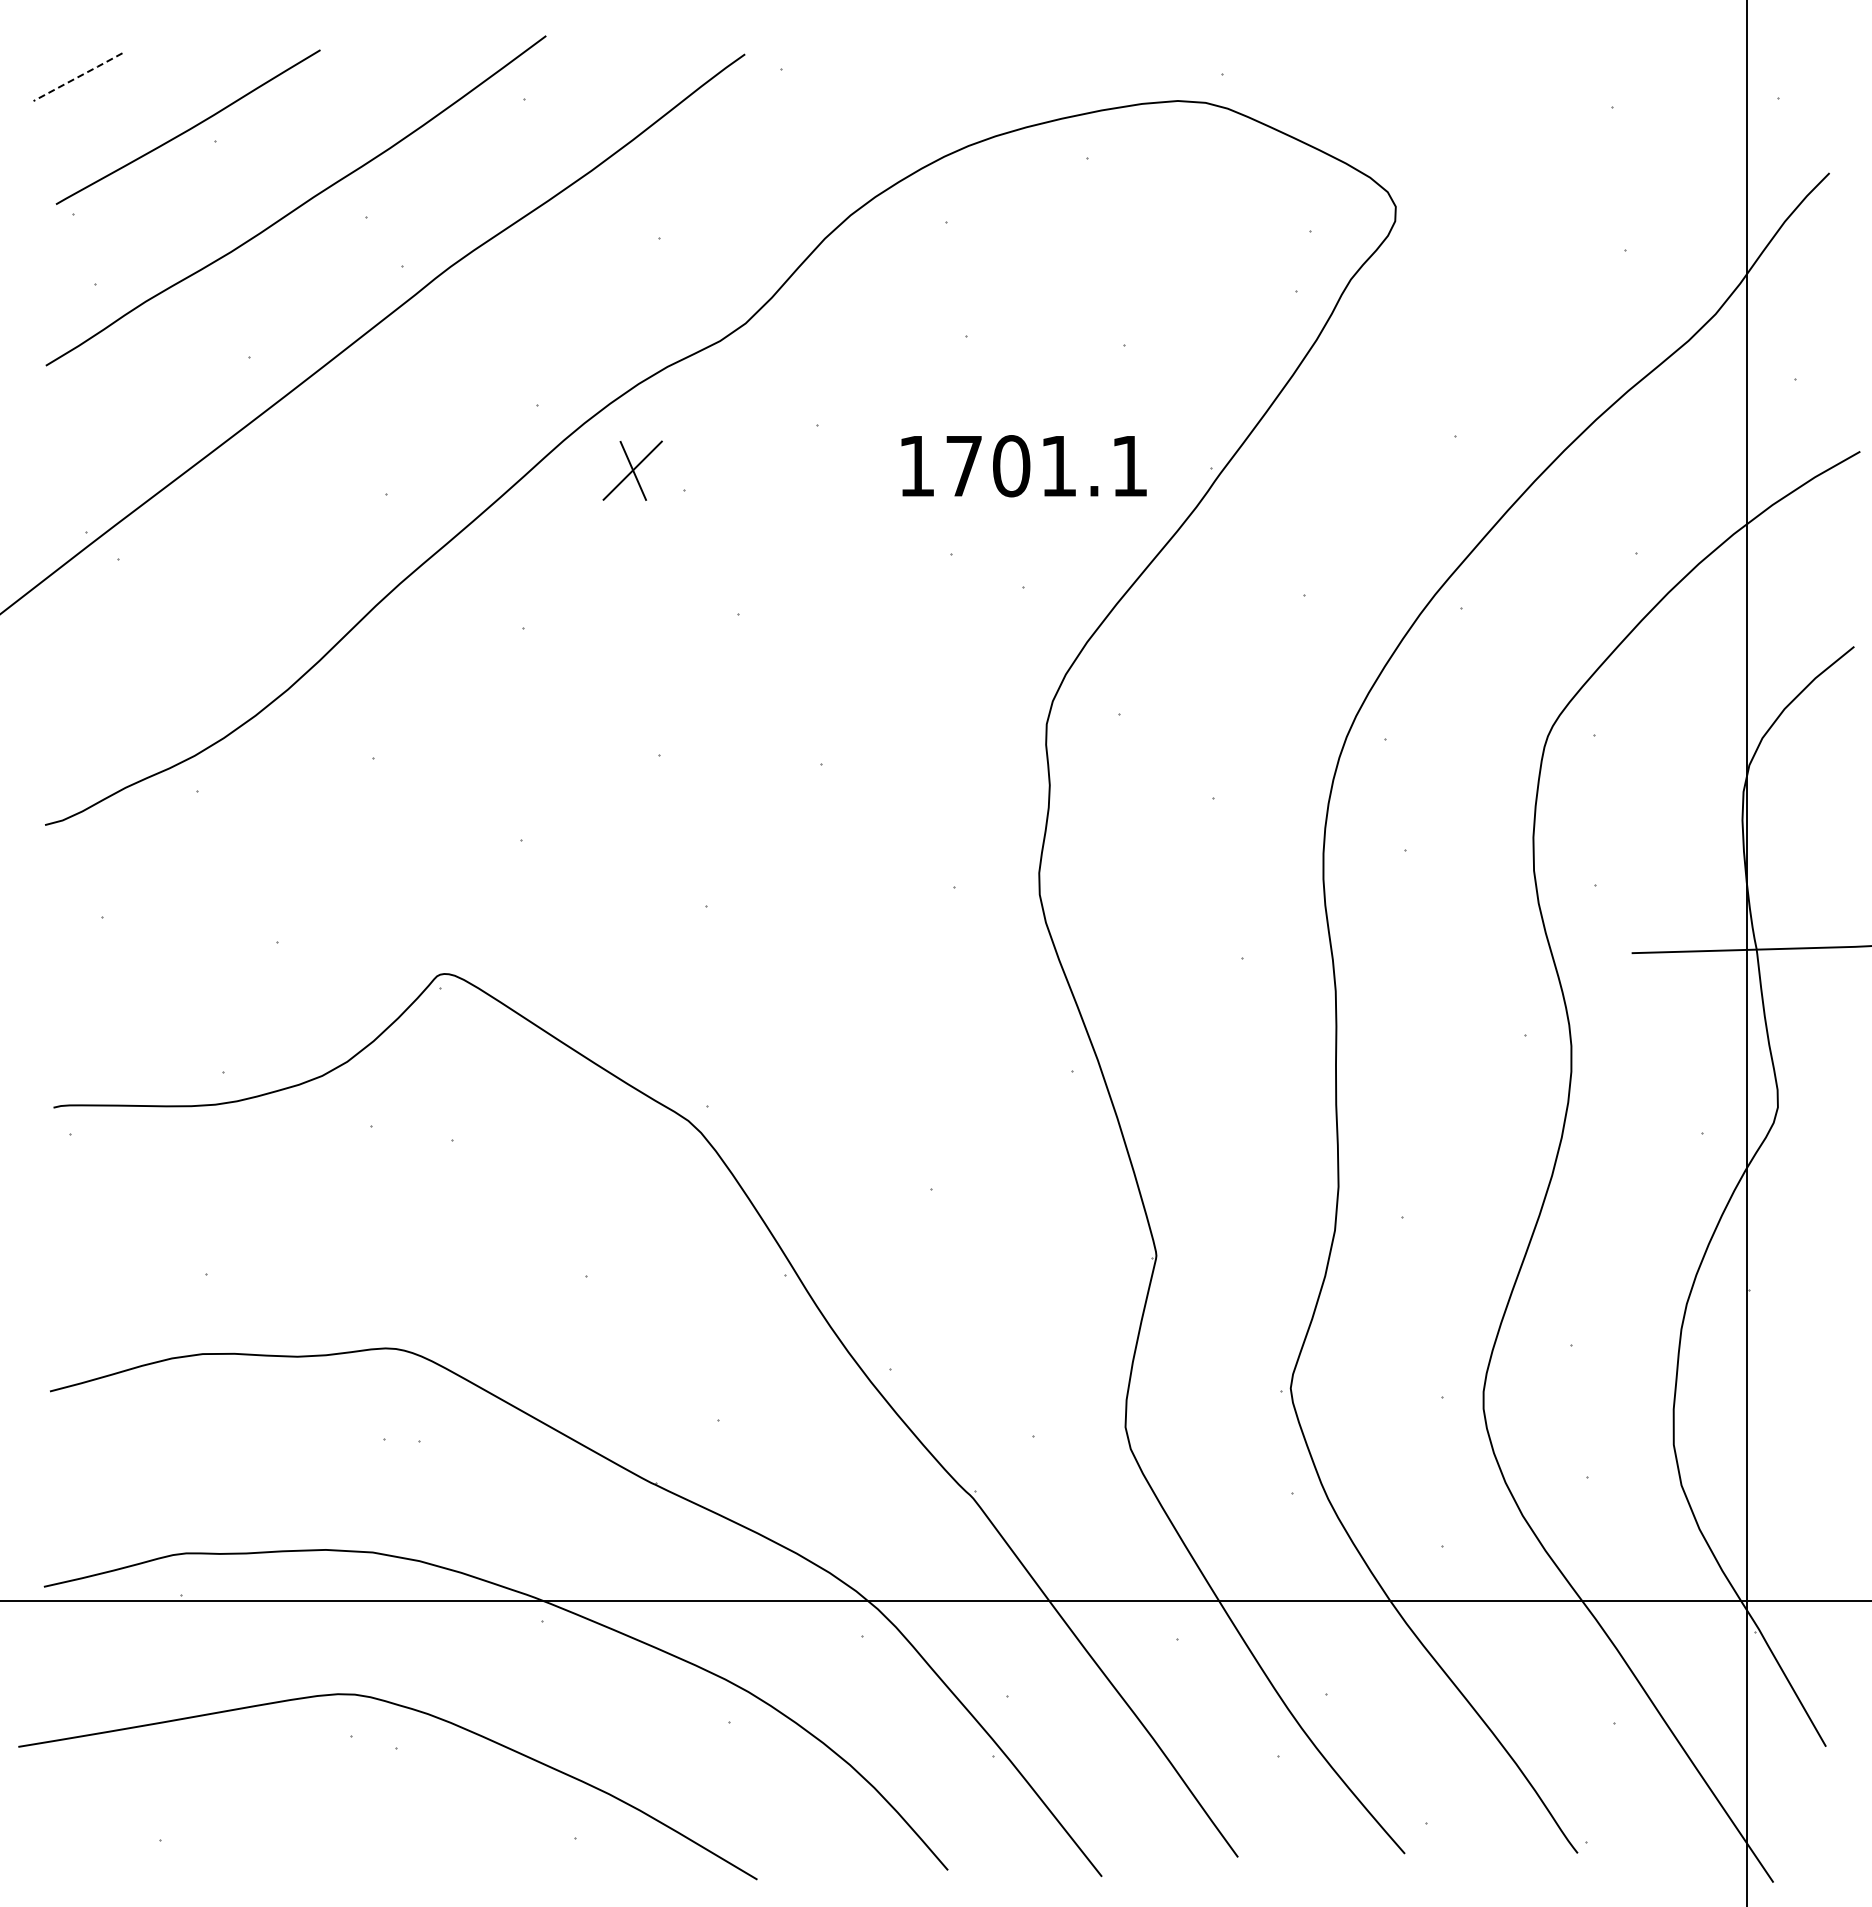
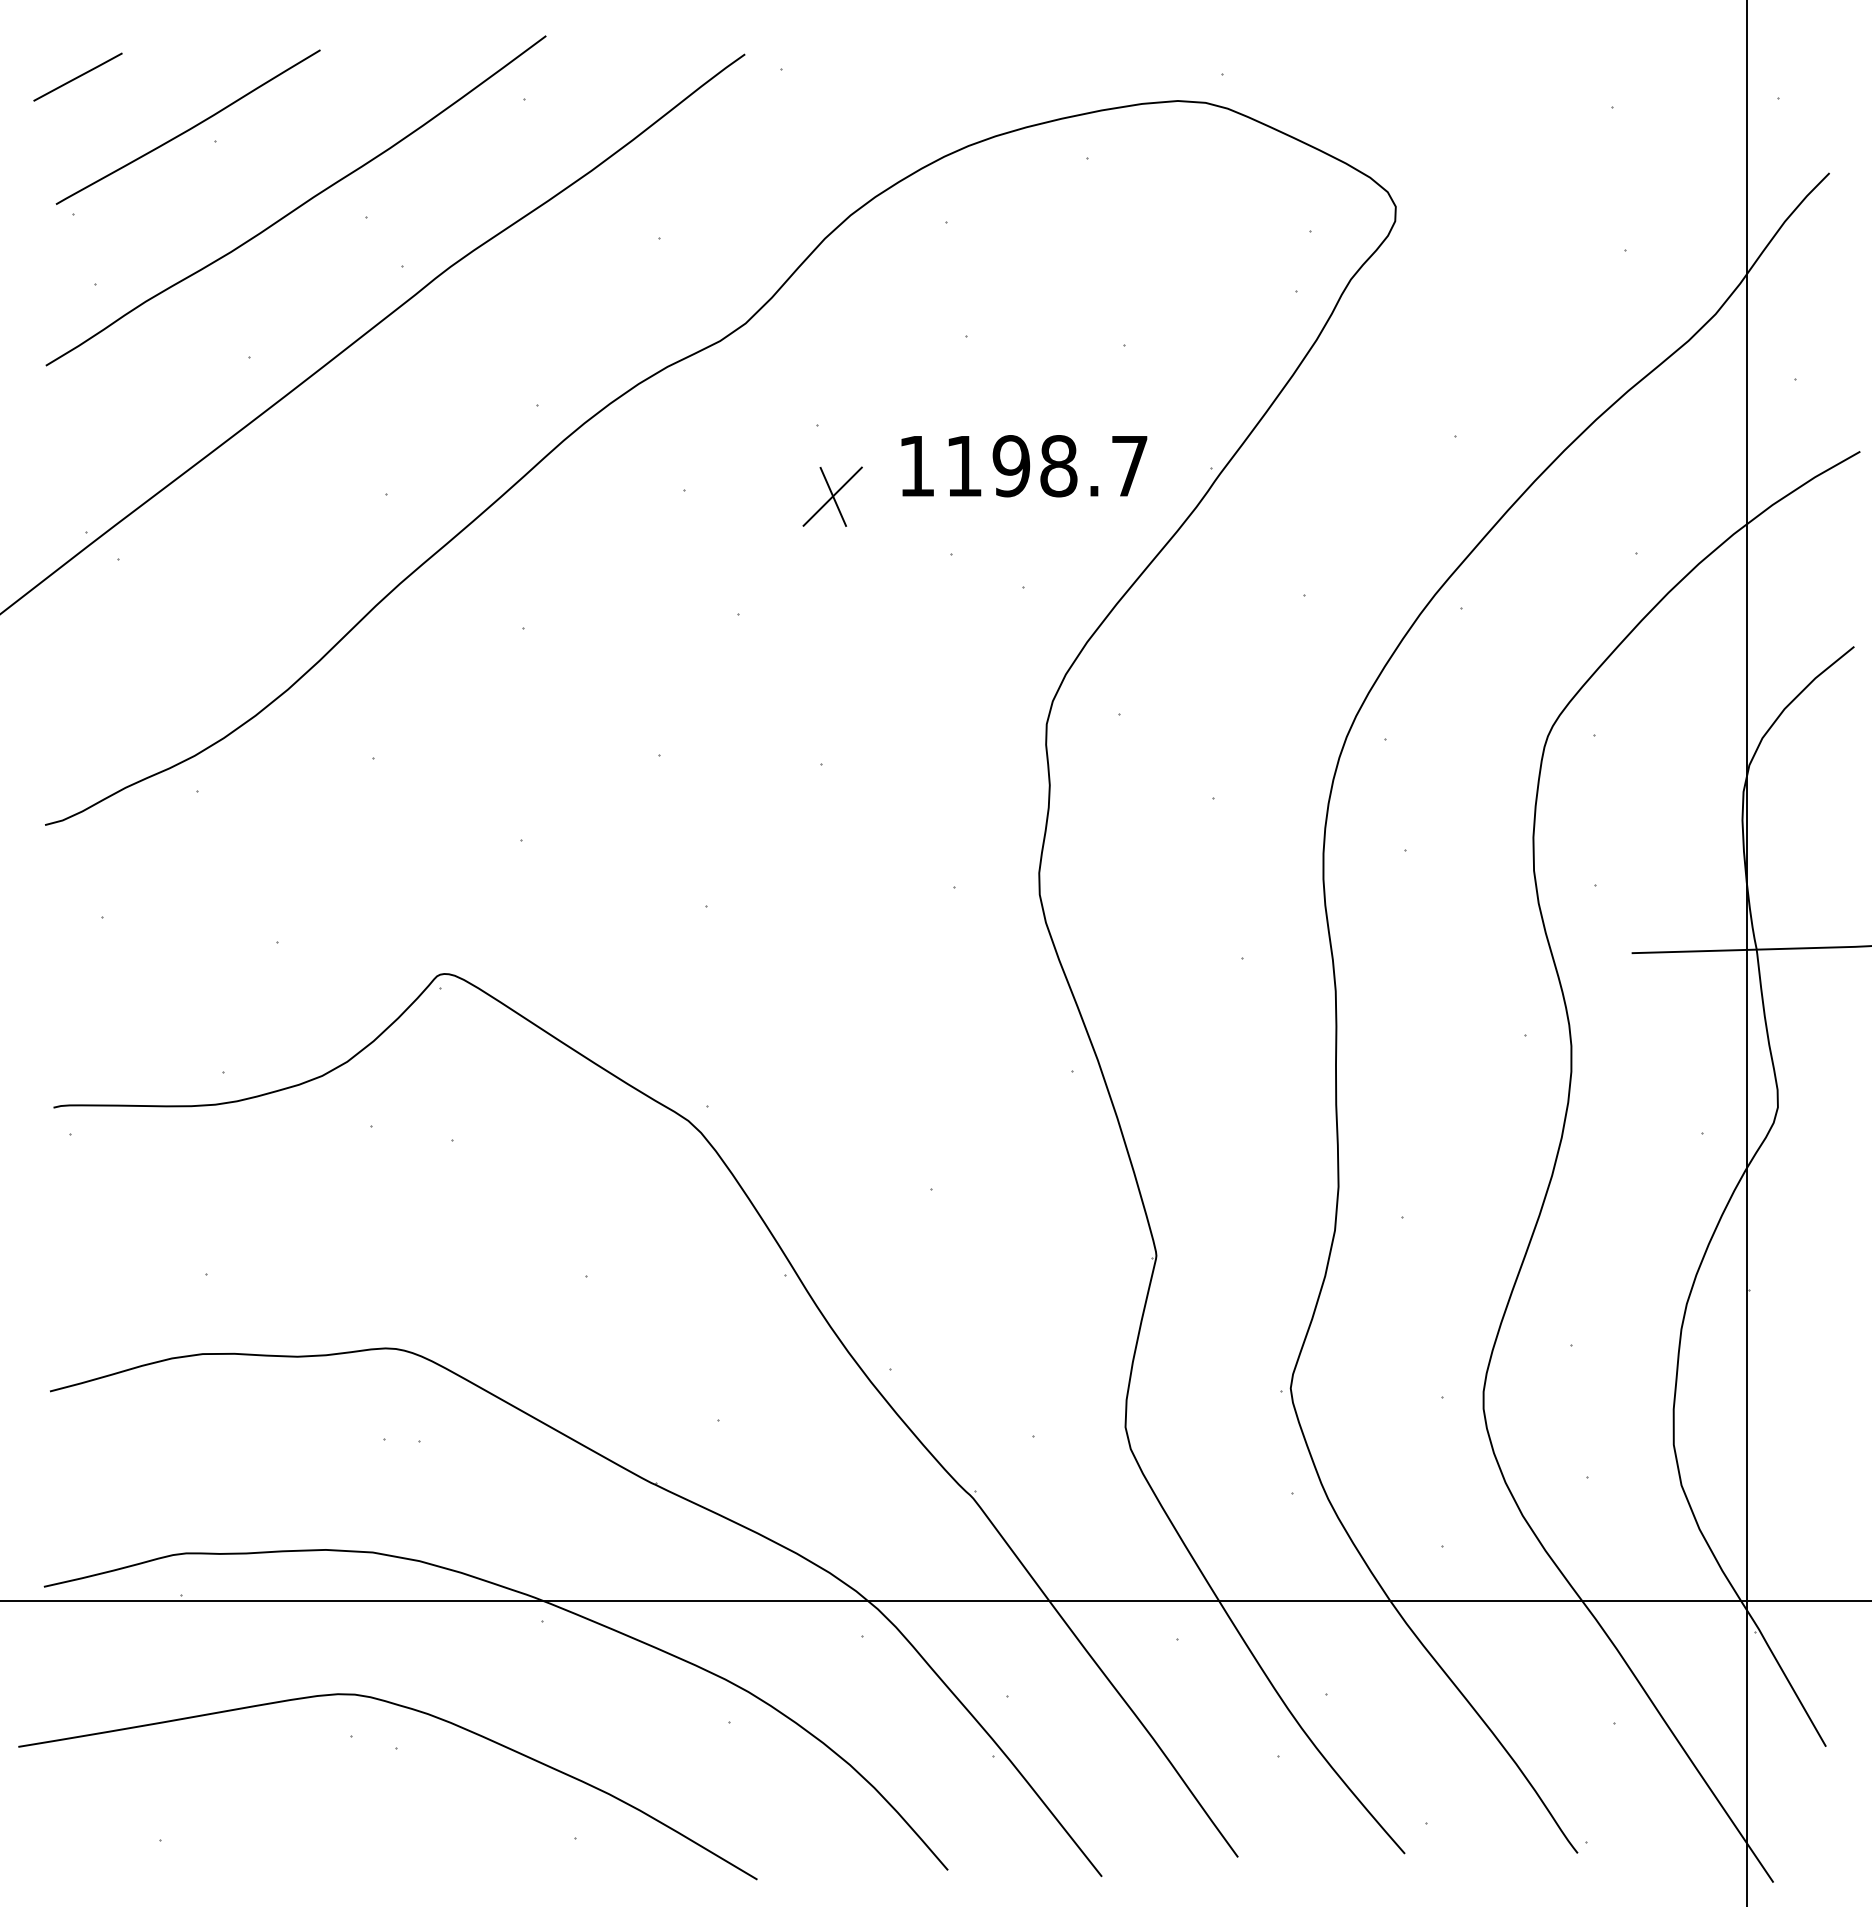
line: dashed -> solid (77, 77)
text: 1701.1 -> 1198.7 (1046, 466)
part position: (632, 470) -> (832, 496) (832, 496)
